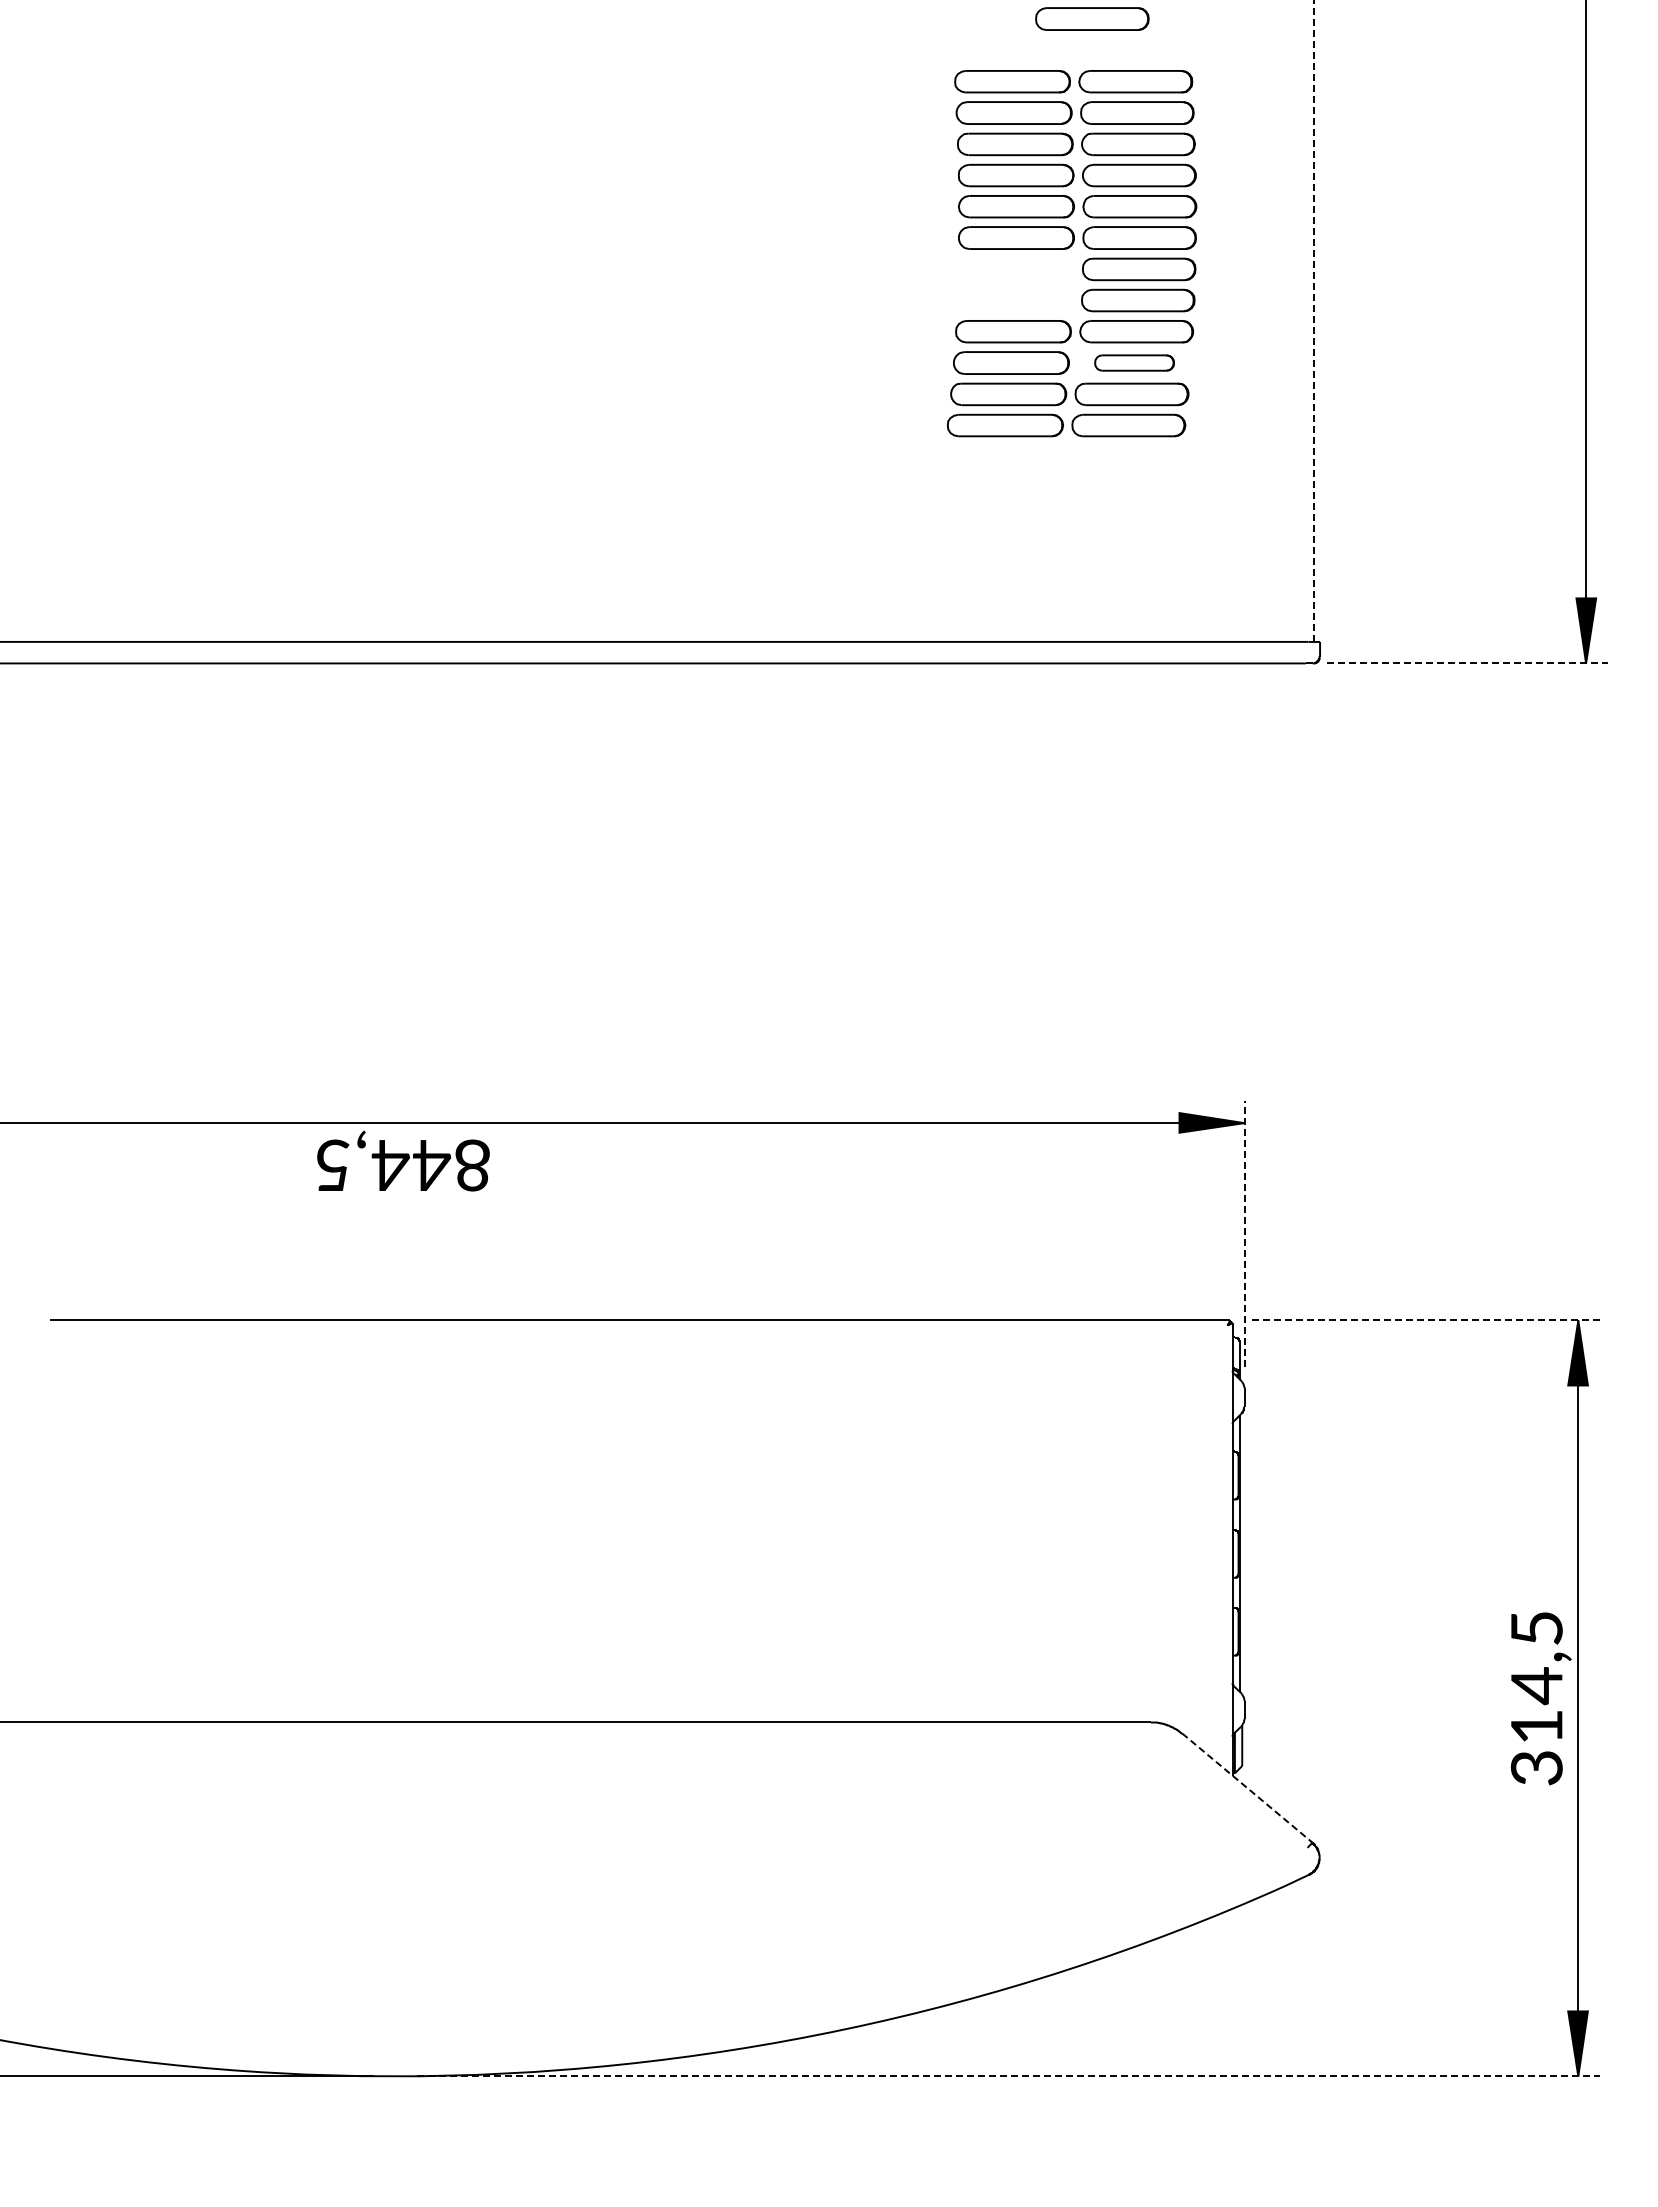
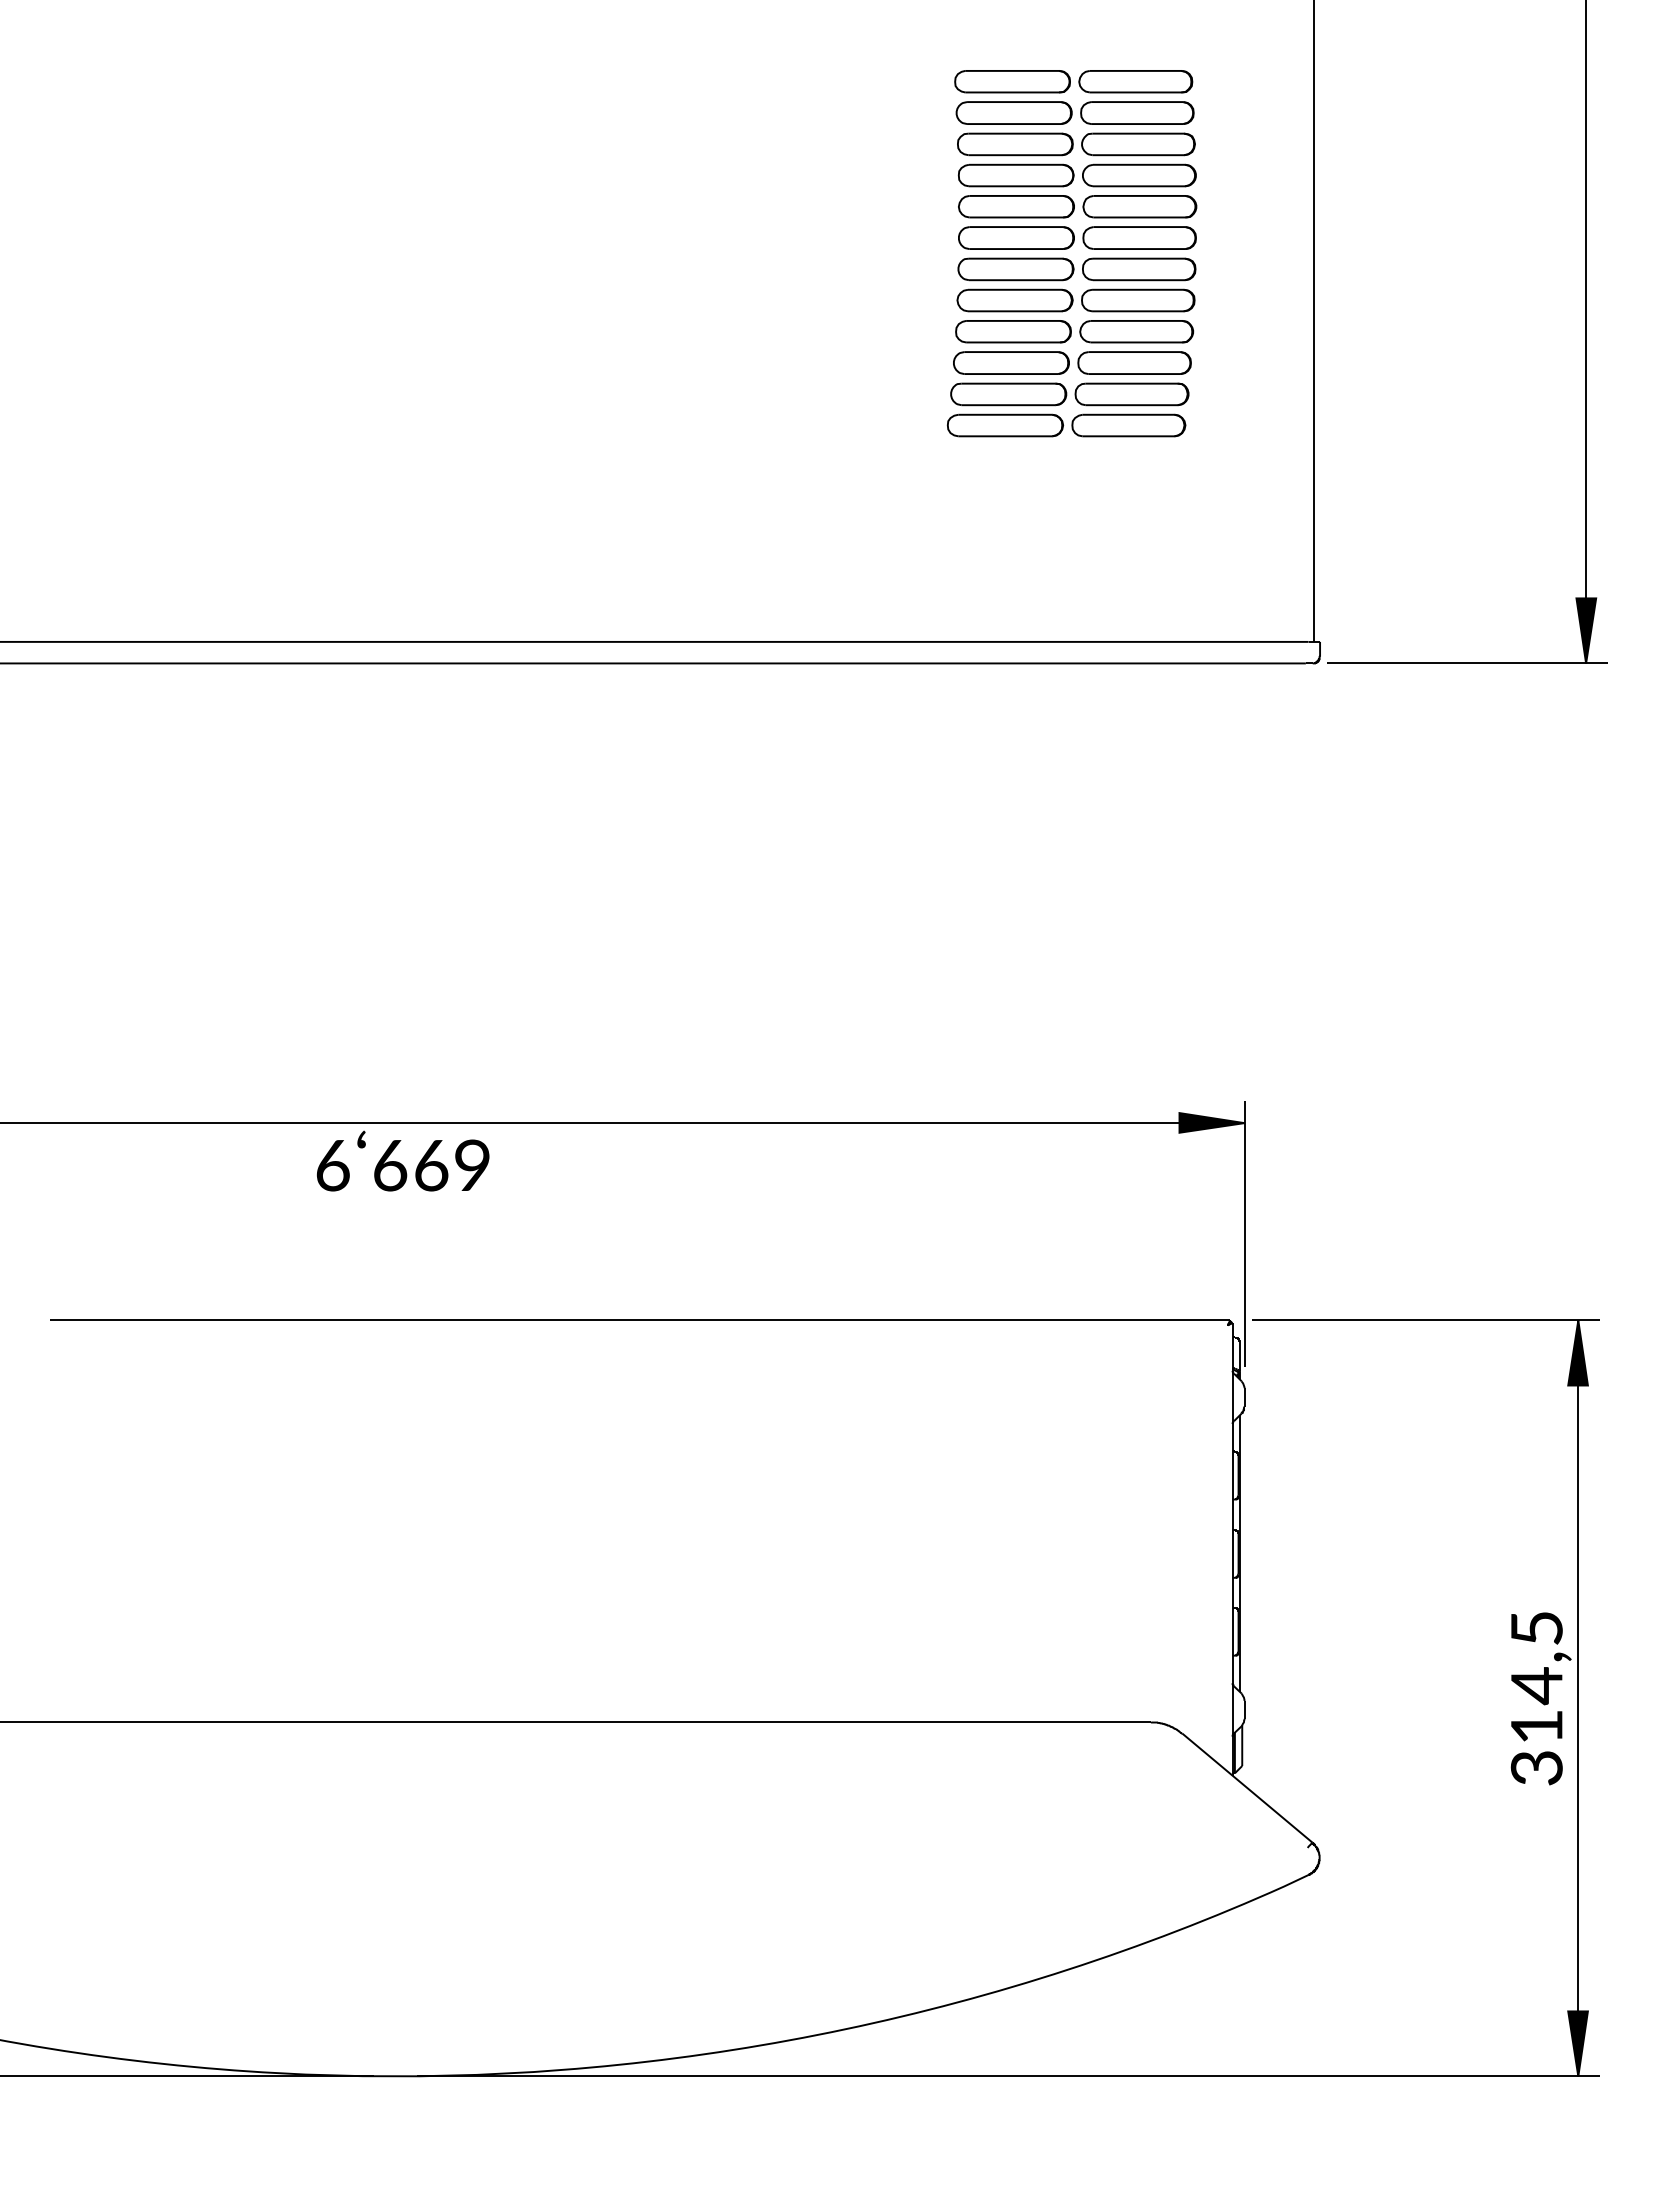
part: present -> none (1092, 18)
part: none -> present (1015, 284)
line: dashed -> solid (1313, 320)
part size: 81x18 px -> 115x24 px (1134, 362)
line: dashed -> solid (1468, 663)
text: 844,5 -> 699,9 (402, 1165)
line: dashed -> solid (1244, 1233)
line: dashed -> solid (1425, 1320)
line: dashed -> solid (1247, 1787)
line: dashed -> solid (1008, 2076)
